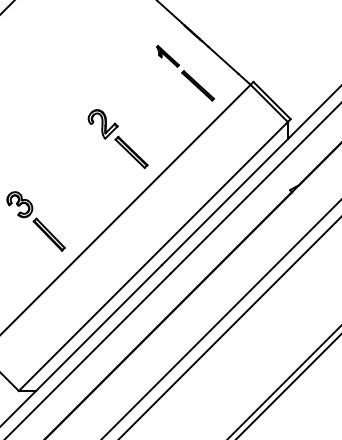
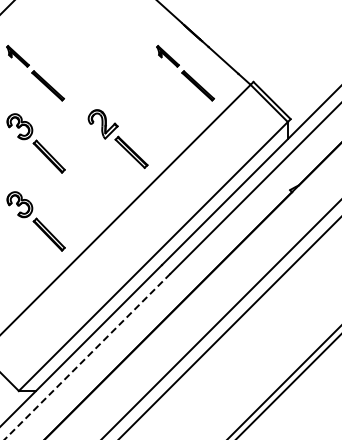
part: none -> present (35, 73)
part: none -> present (35, 143)
line: solid -> dashed (87, 356)
